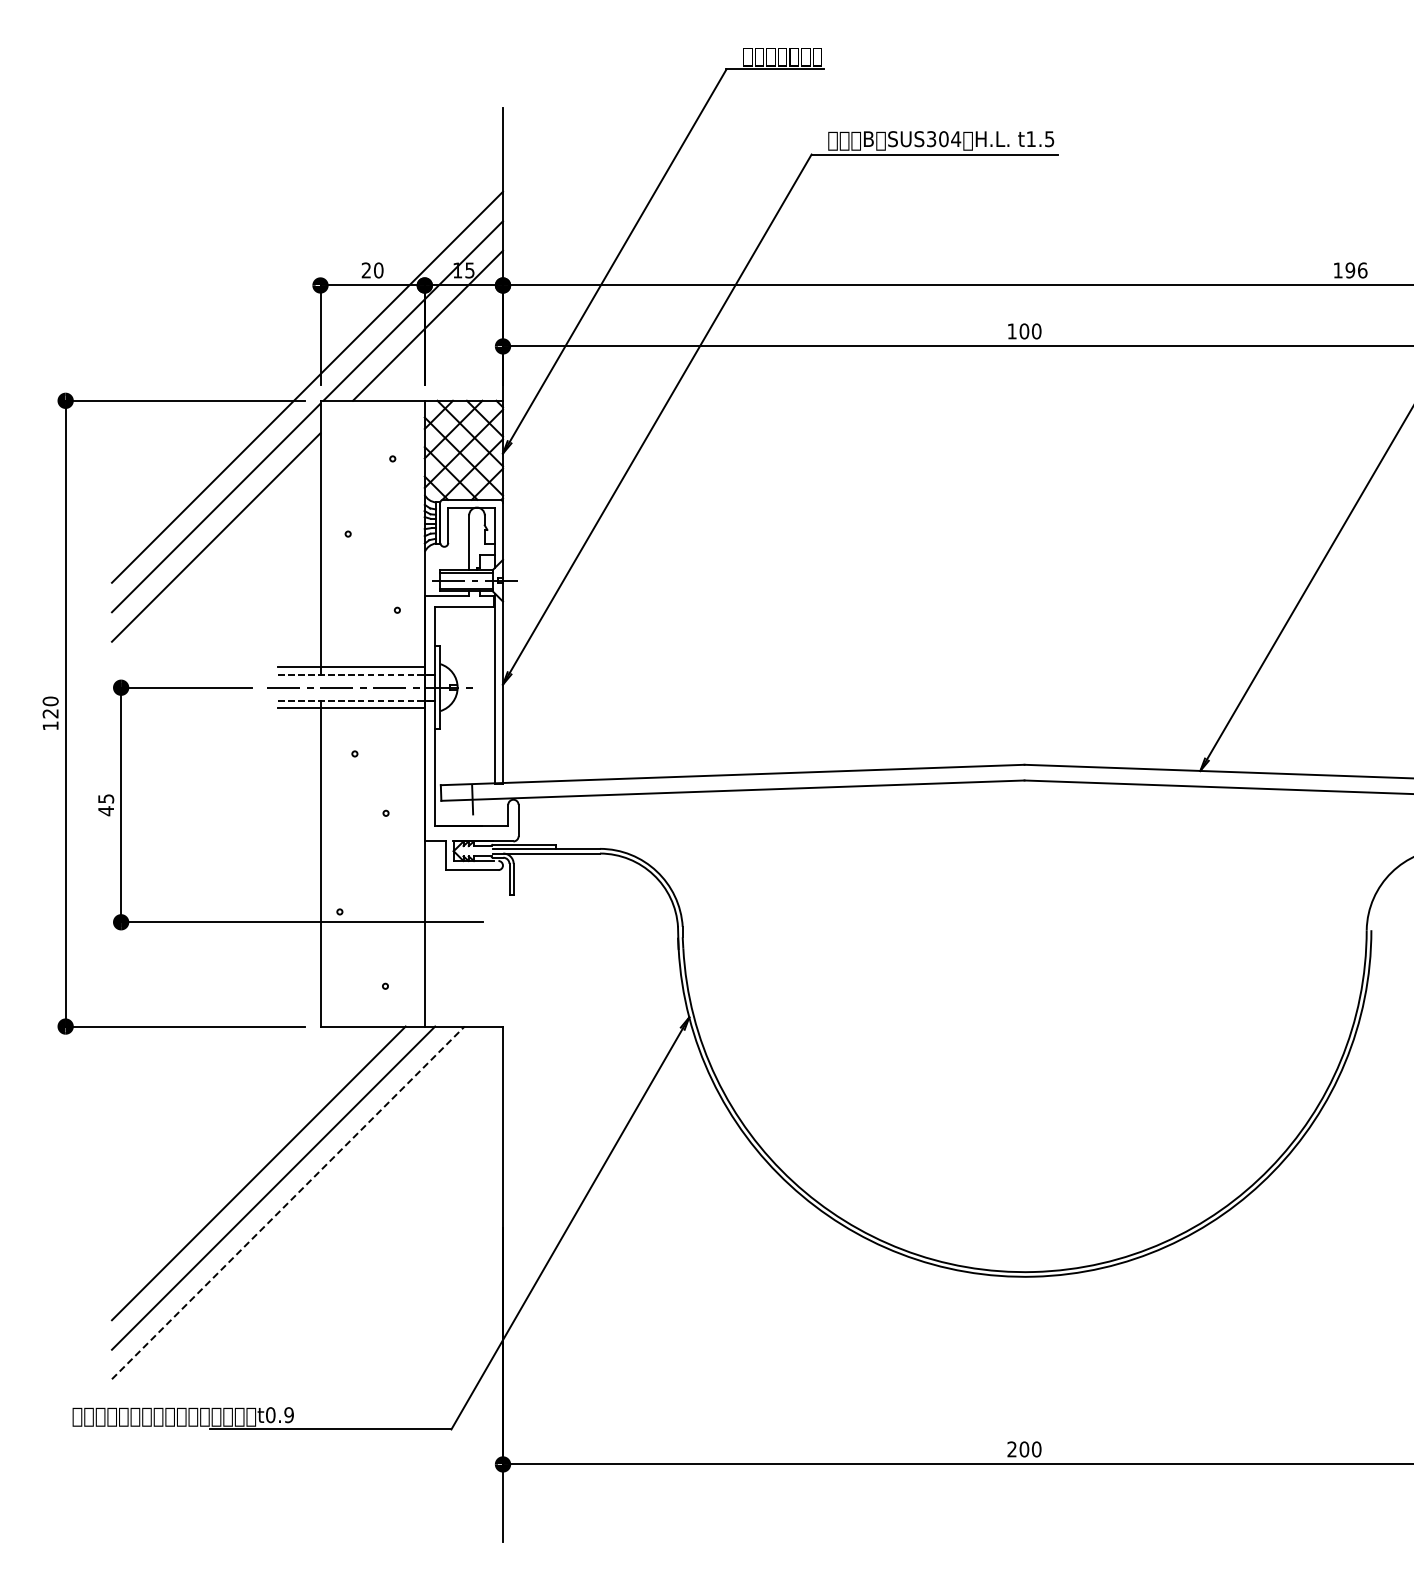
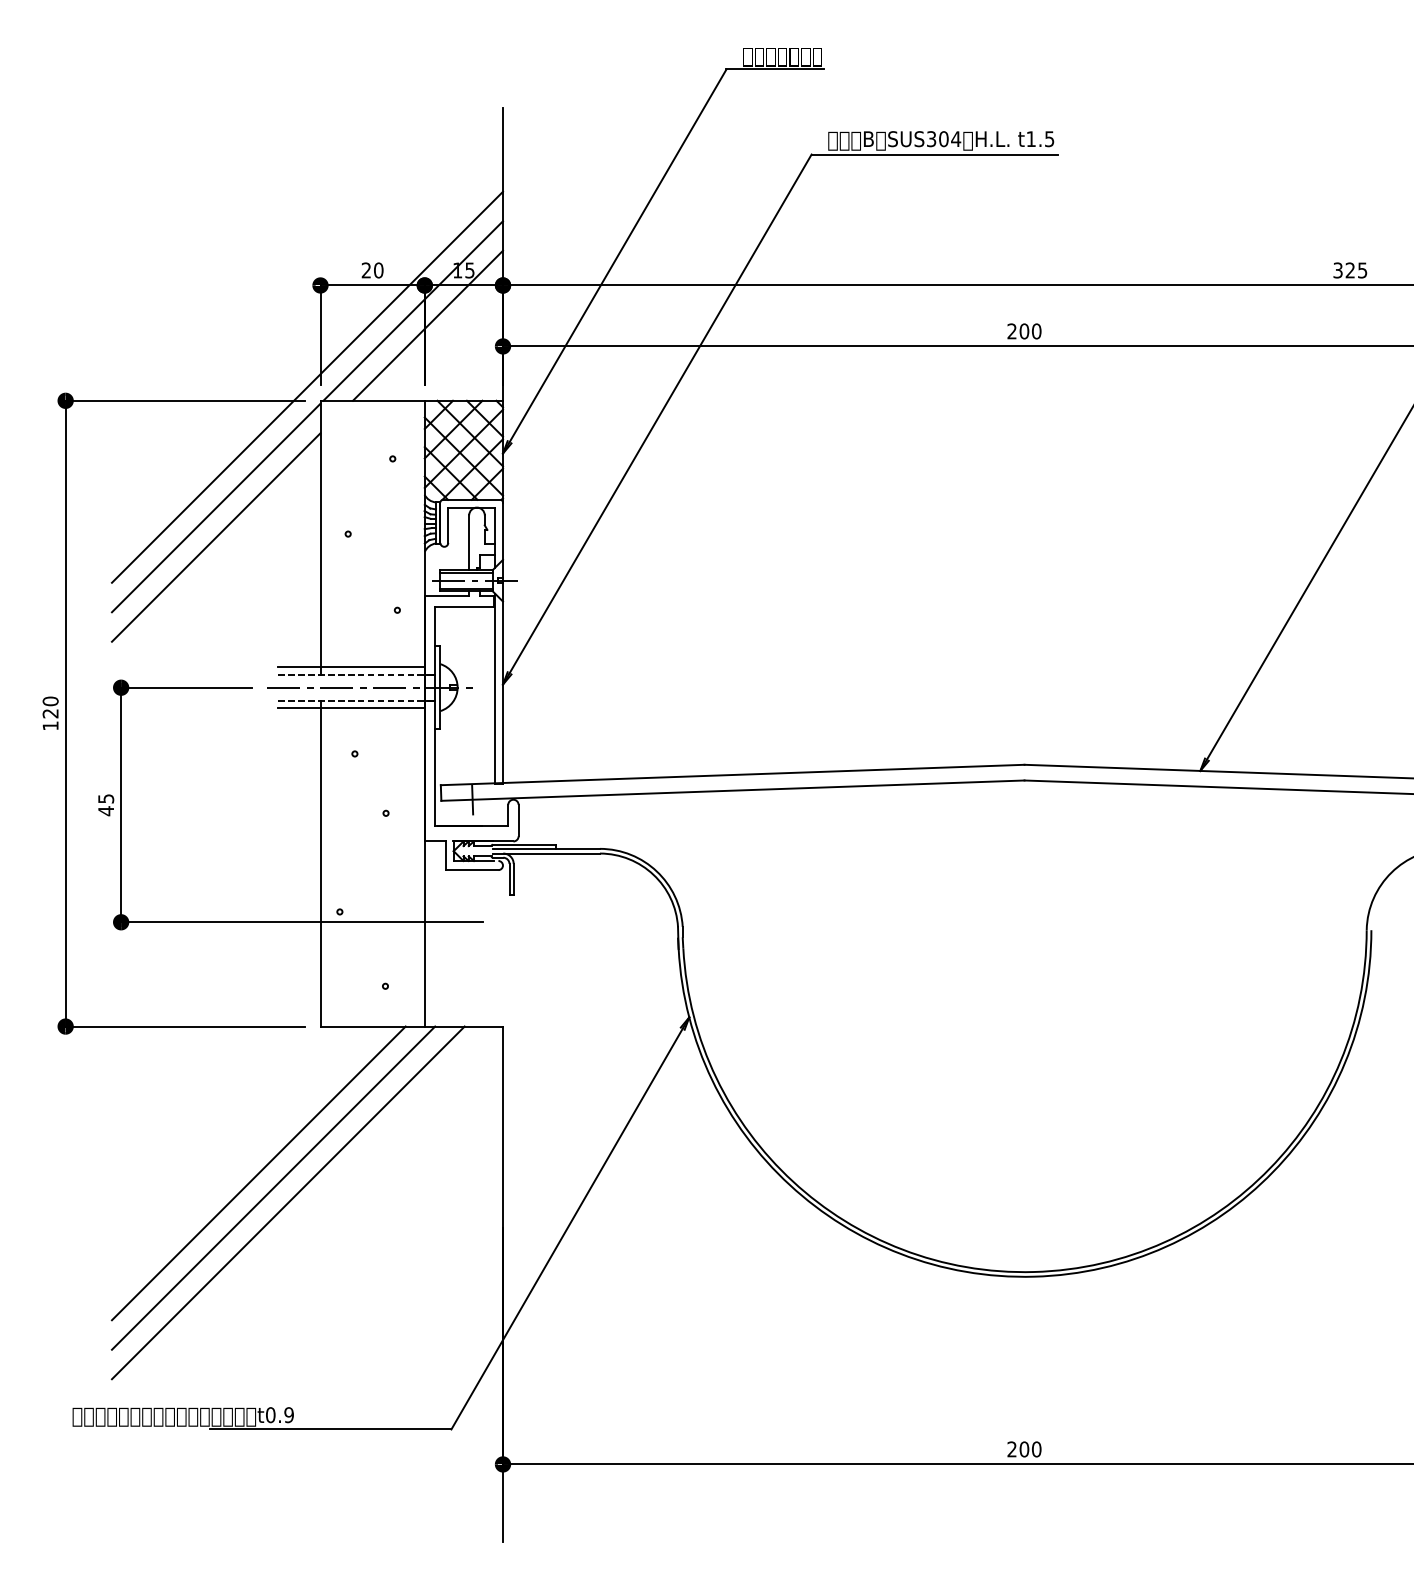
text: 196 -> 325 (1350, 270)
text: 100 -> 200 (1011, 331)
line: dashed -> solid (288, 1202)
